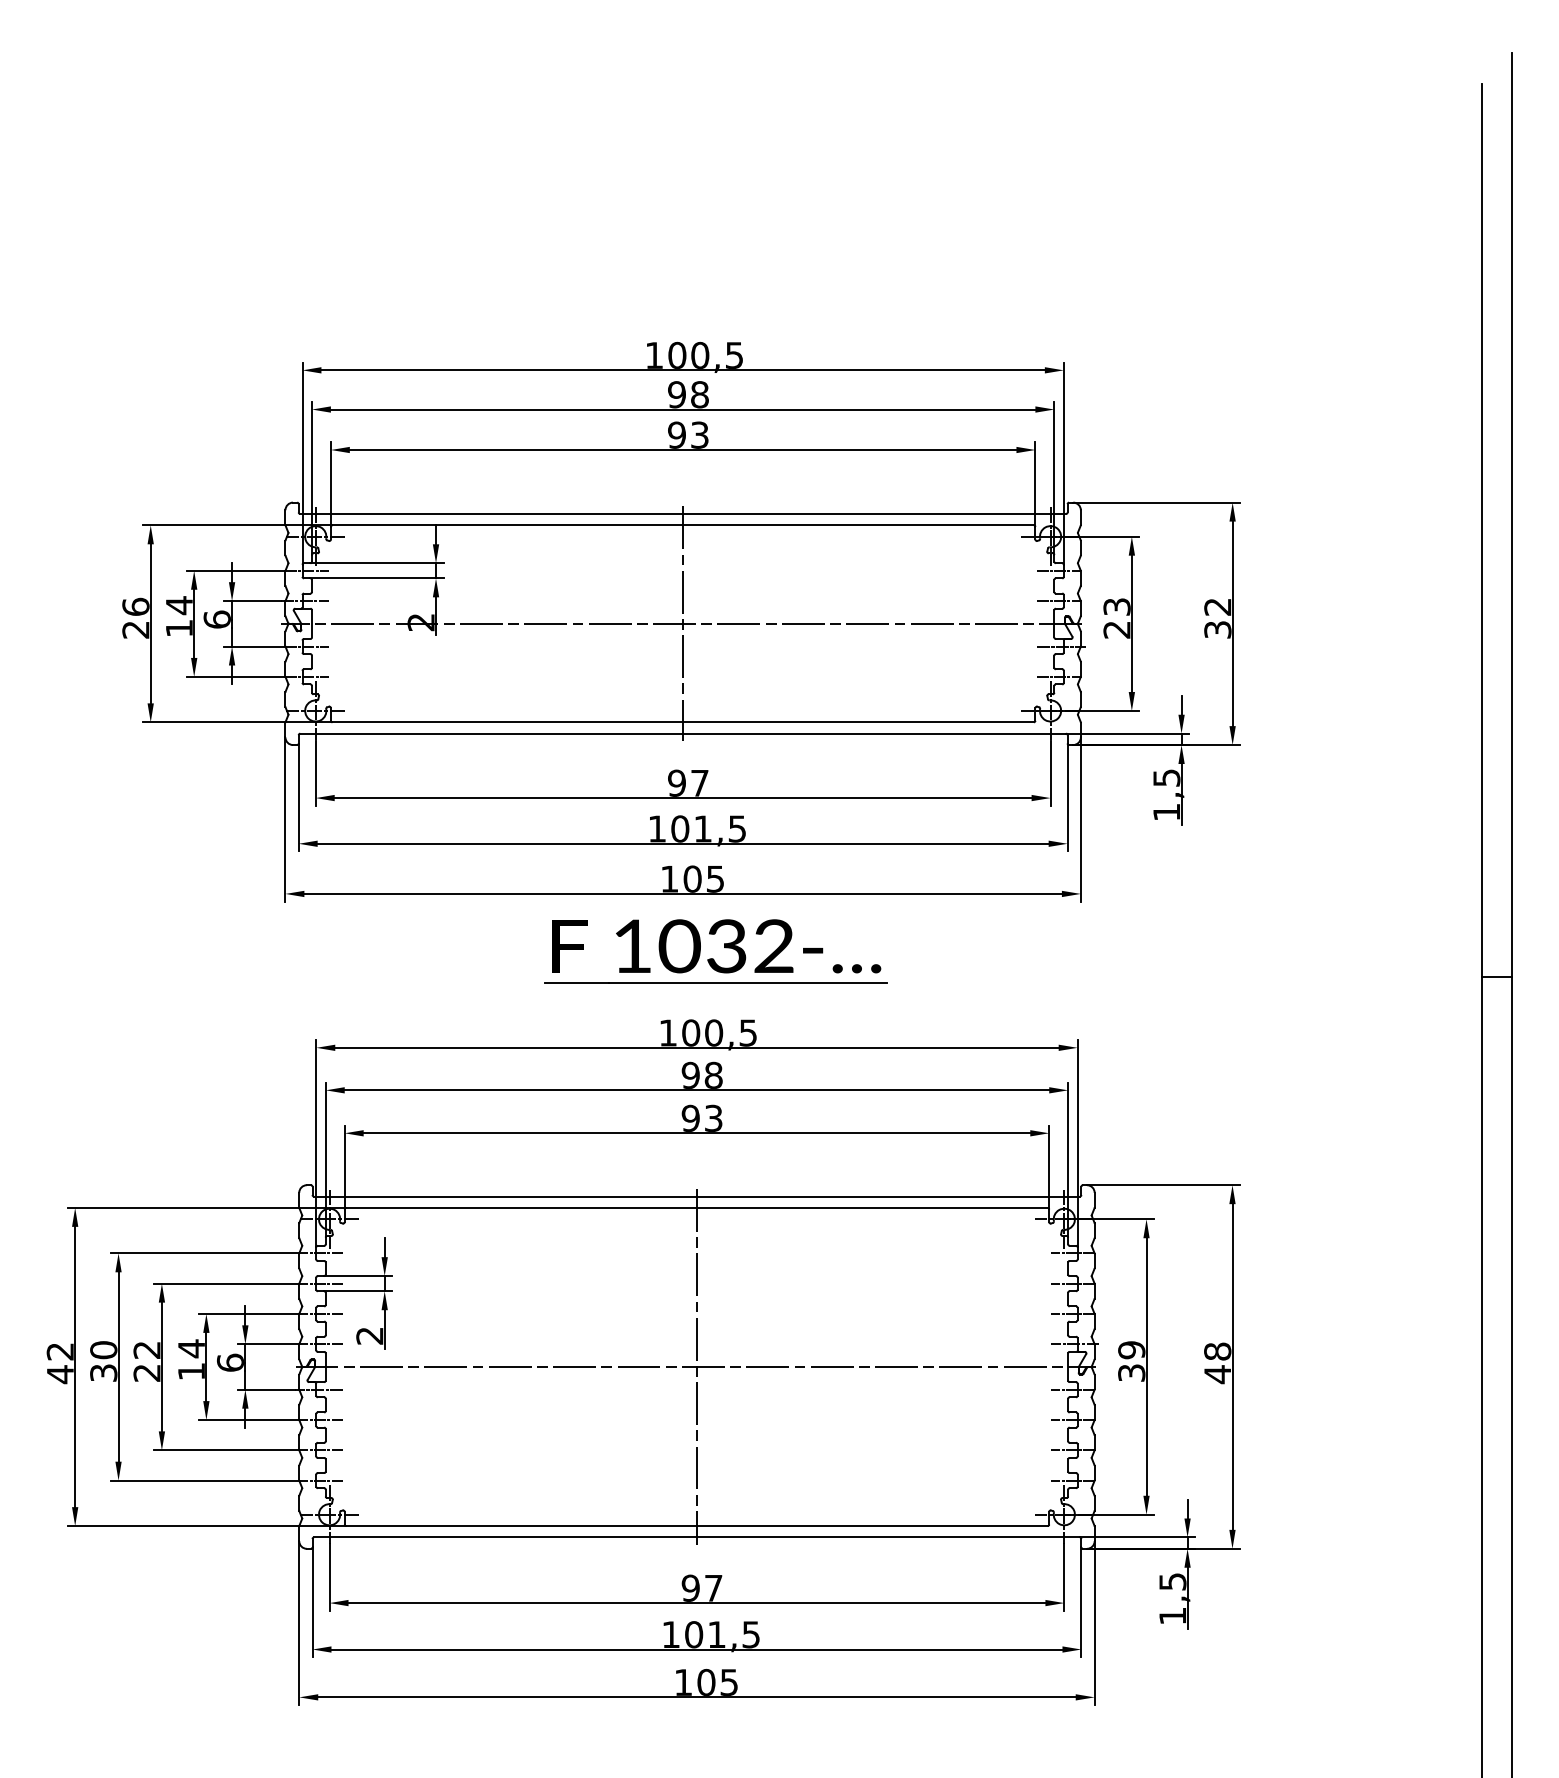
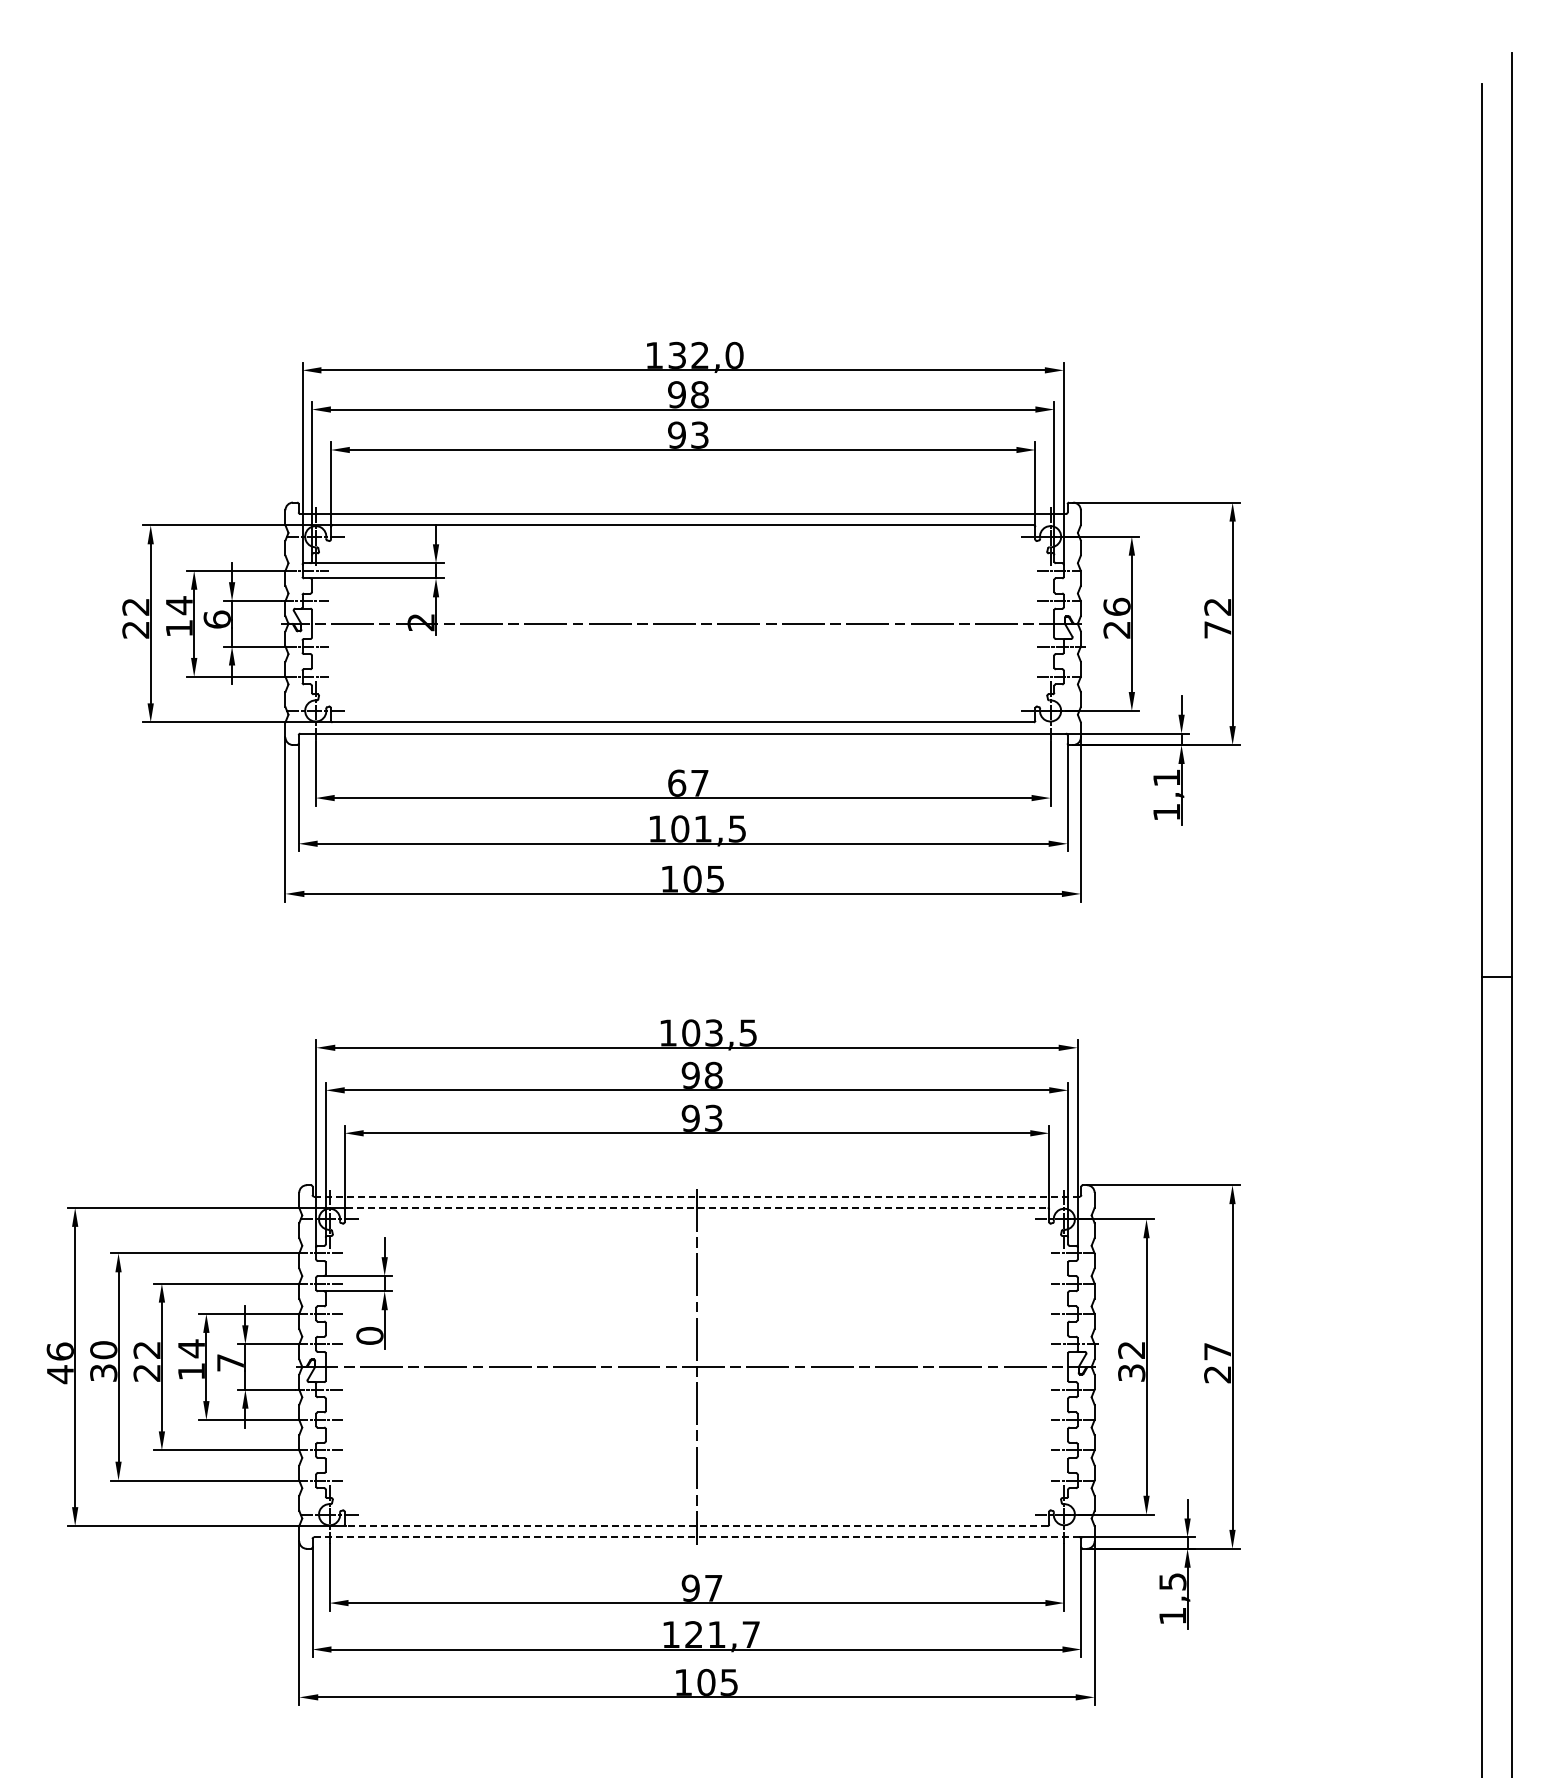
text: 100,5 -> 132,0 (705, 354)
text: 26 -> 22 (135, 606)
text: 23 -> 26 (1116, 606)
line: present -> none (683, 623)
text: 32 -> 72 (1217, 629)
text: 1,5 -> 1,1 (1166, 777)
text: 97 -> 67 (677, 782)
part: present -> none (713, 958)
text: 100,5 -> 103,5 (714, 1032)
line: solid -> dashed (696, 1196)
line: solid -> dashed (696, 1207)
text: 2 -> 0 (369, 1335)
text: 39 -> 32 (1131, 1350)
text: 42 -> 46 (59, 1351)
text: 6 -> 7 (230, 1362)
text: 48 -> 27 (1217, 1363)
line: solid -> dashed (696, 1526)
line: solid -> dashed (696, 1537)
text: 101,5 -> 121,7 (722, 1634)
